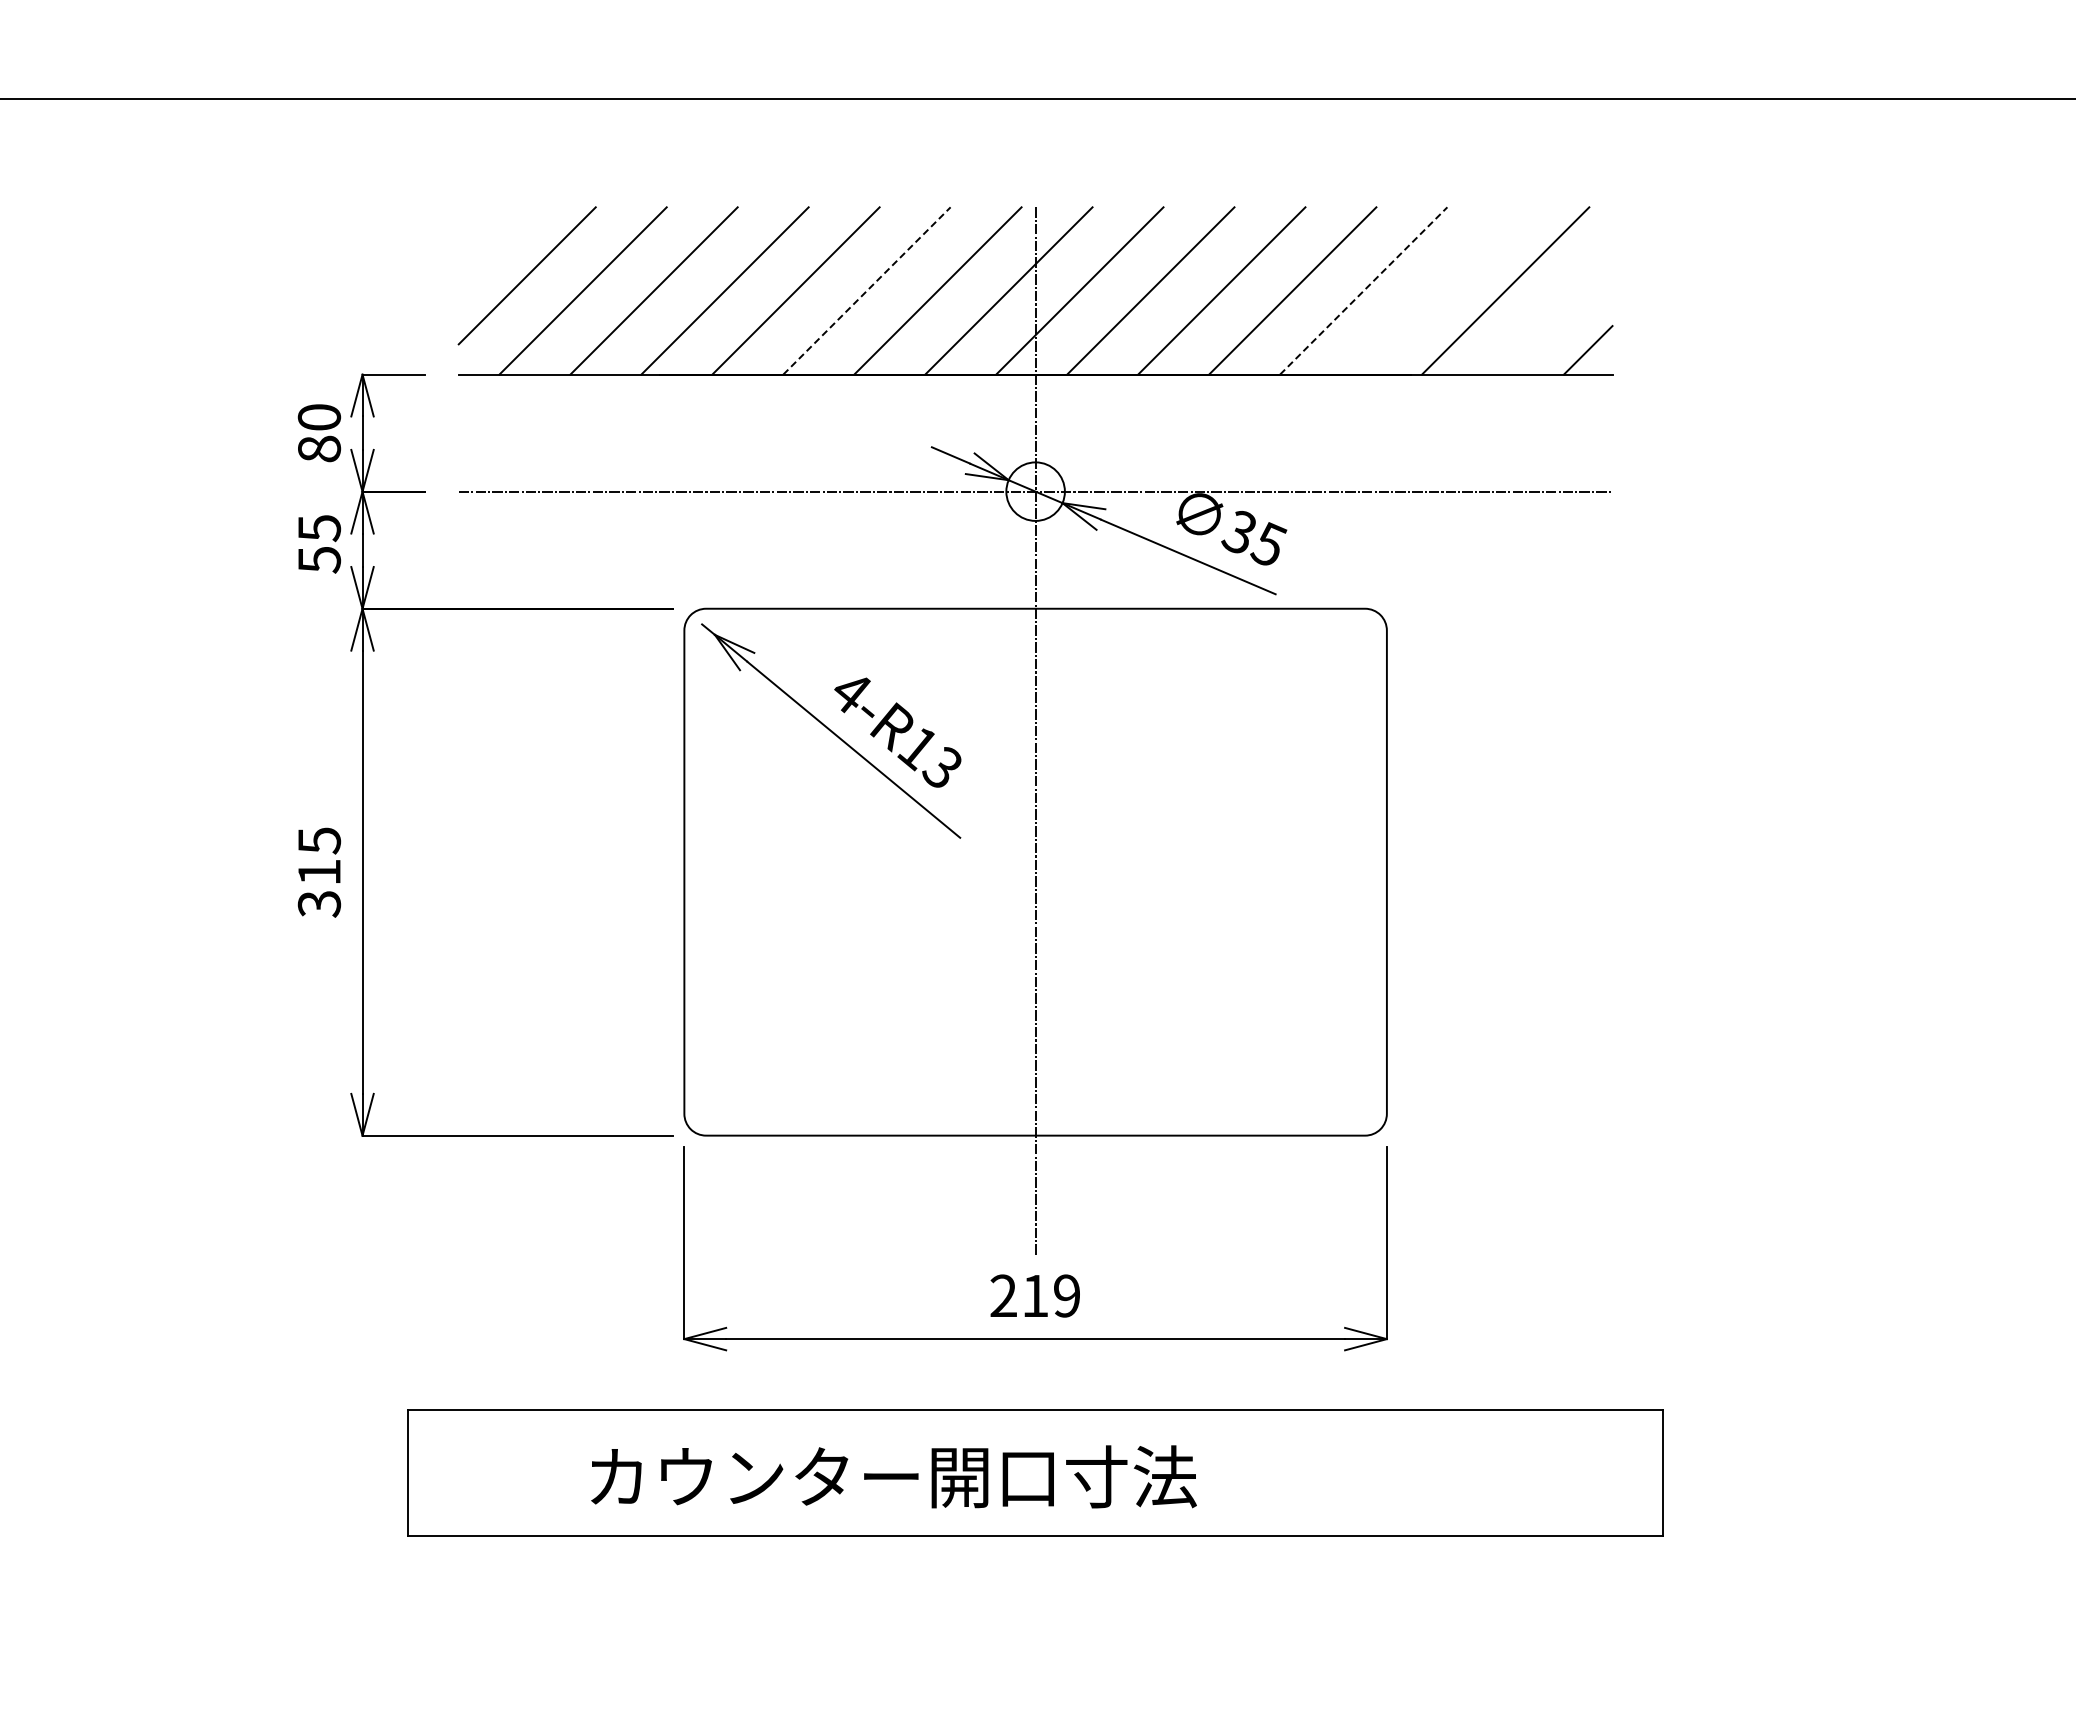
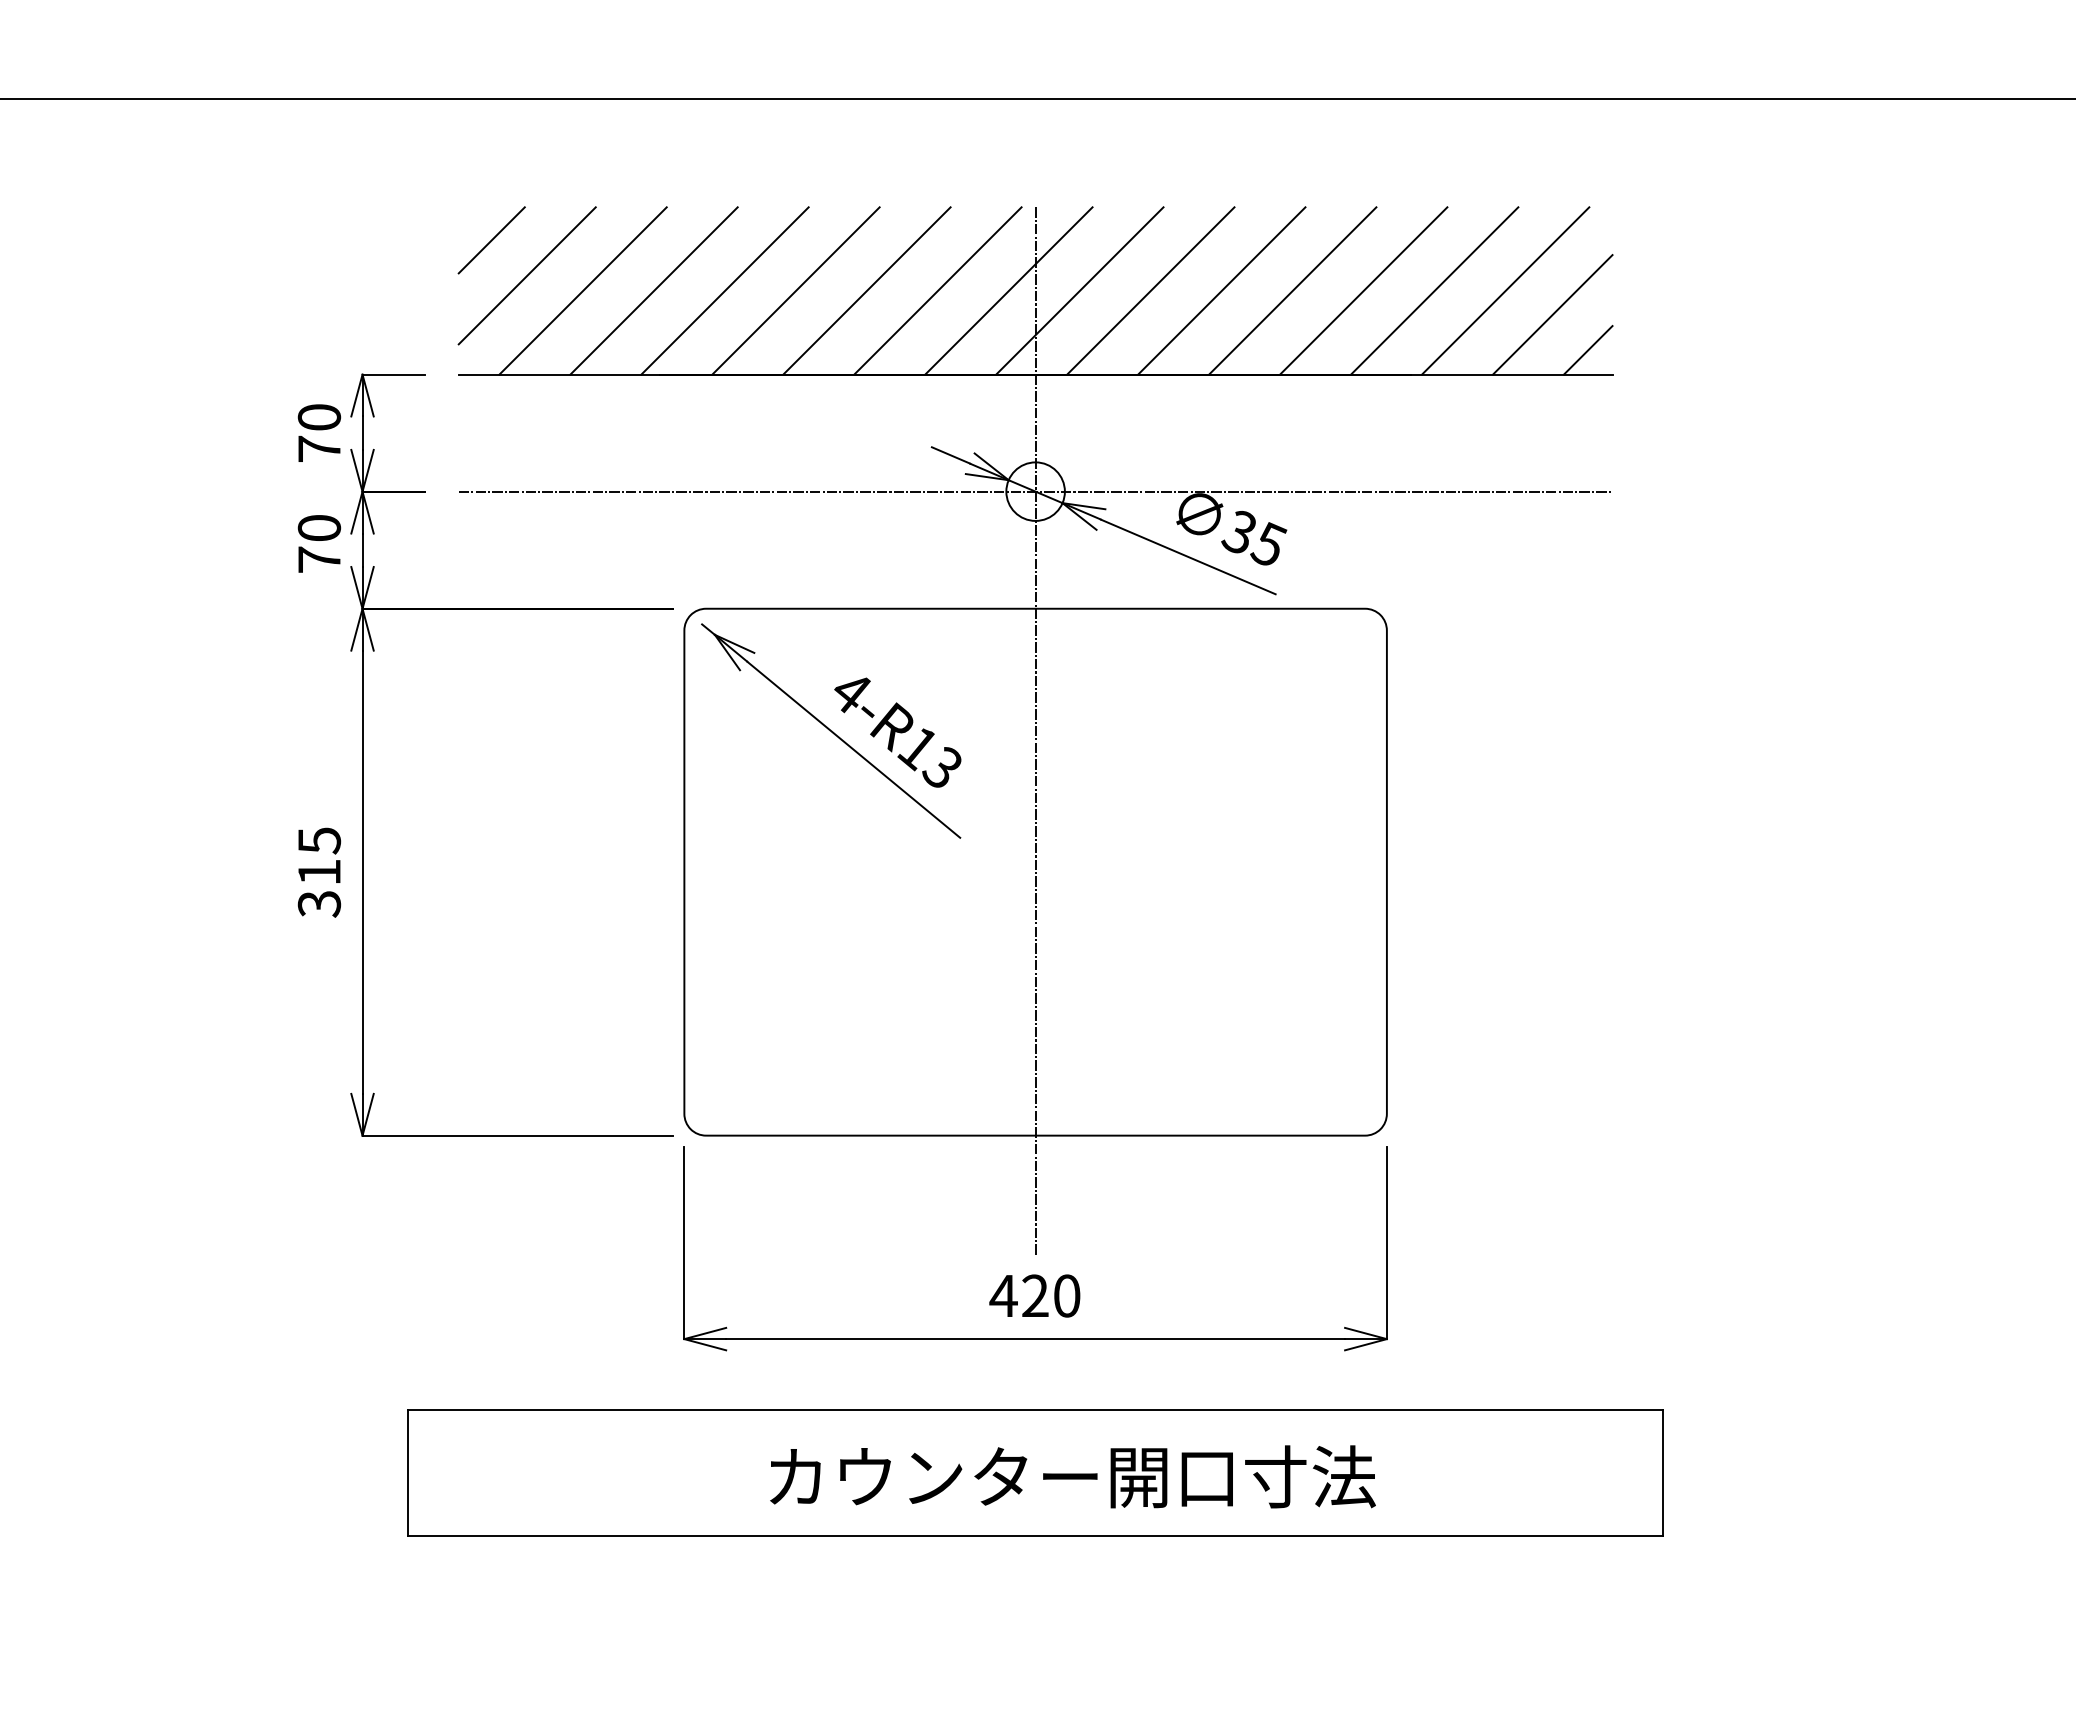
line: none -> present (491, 240)
line: dashed -> solid (867, 290)
line: dashed -> solid (1364, 290)
line: none -> present (1434, 290)
line: none -> present (1552, 314)
text: 80 -> 70 (319, 448)
text: 55 -> 70 (319, 544)
text: 219 -> 420 (1034, 1295)
text position: (893, 1476) -> (1072, 1476) (1072, 1476)
